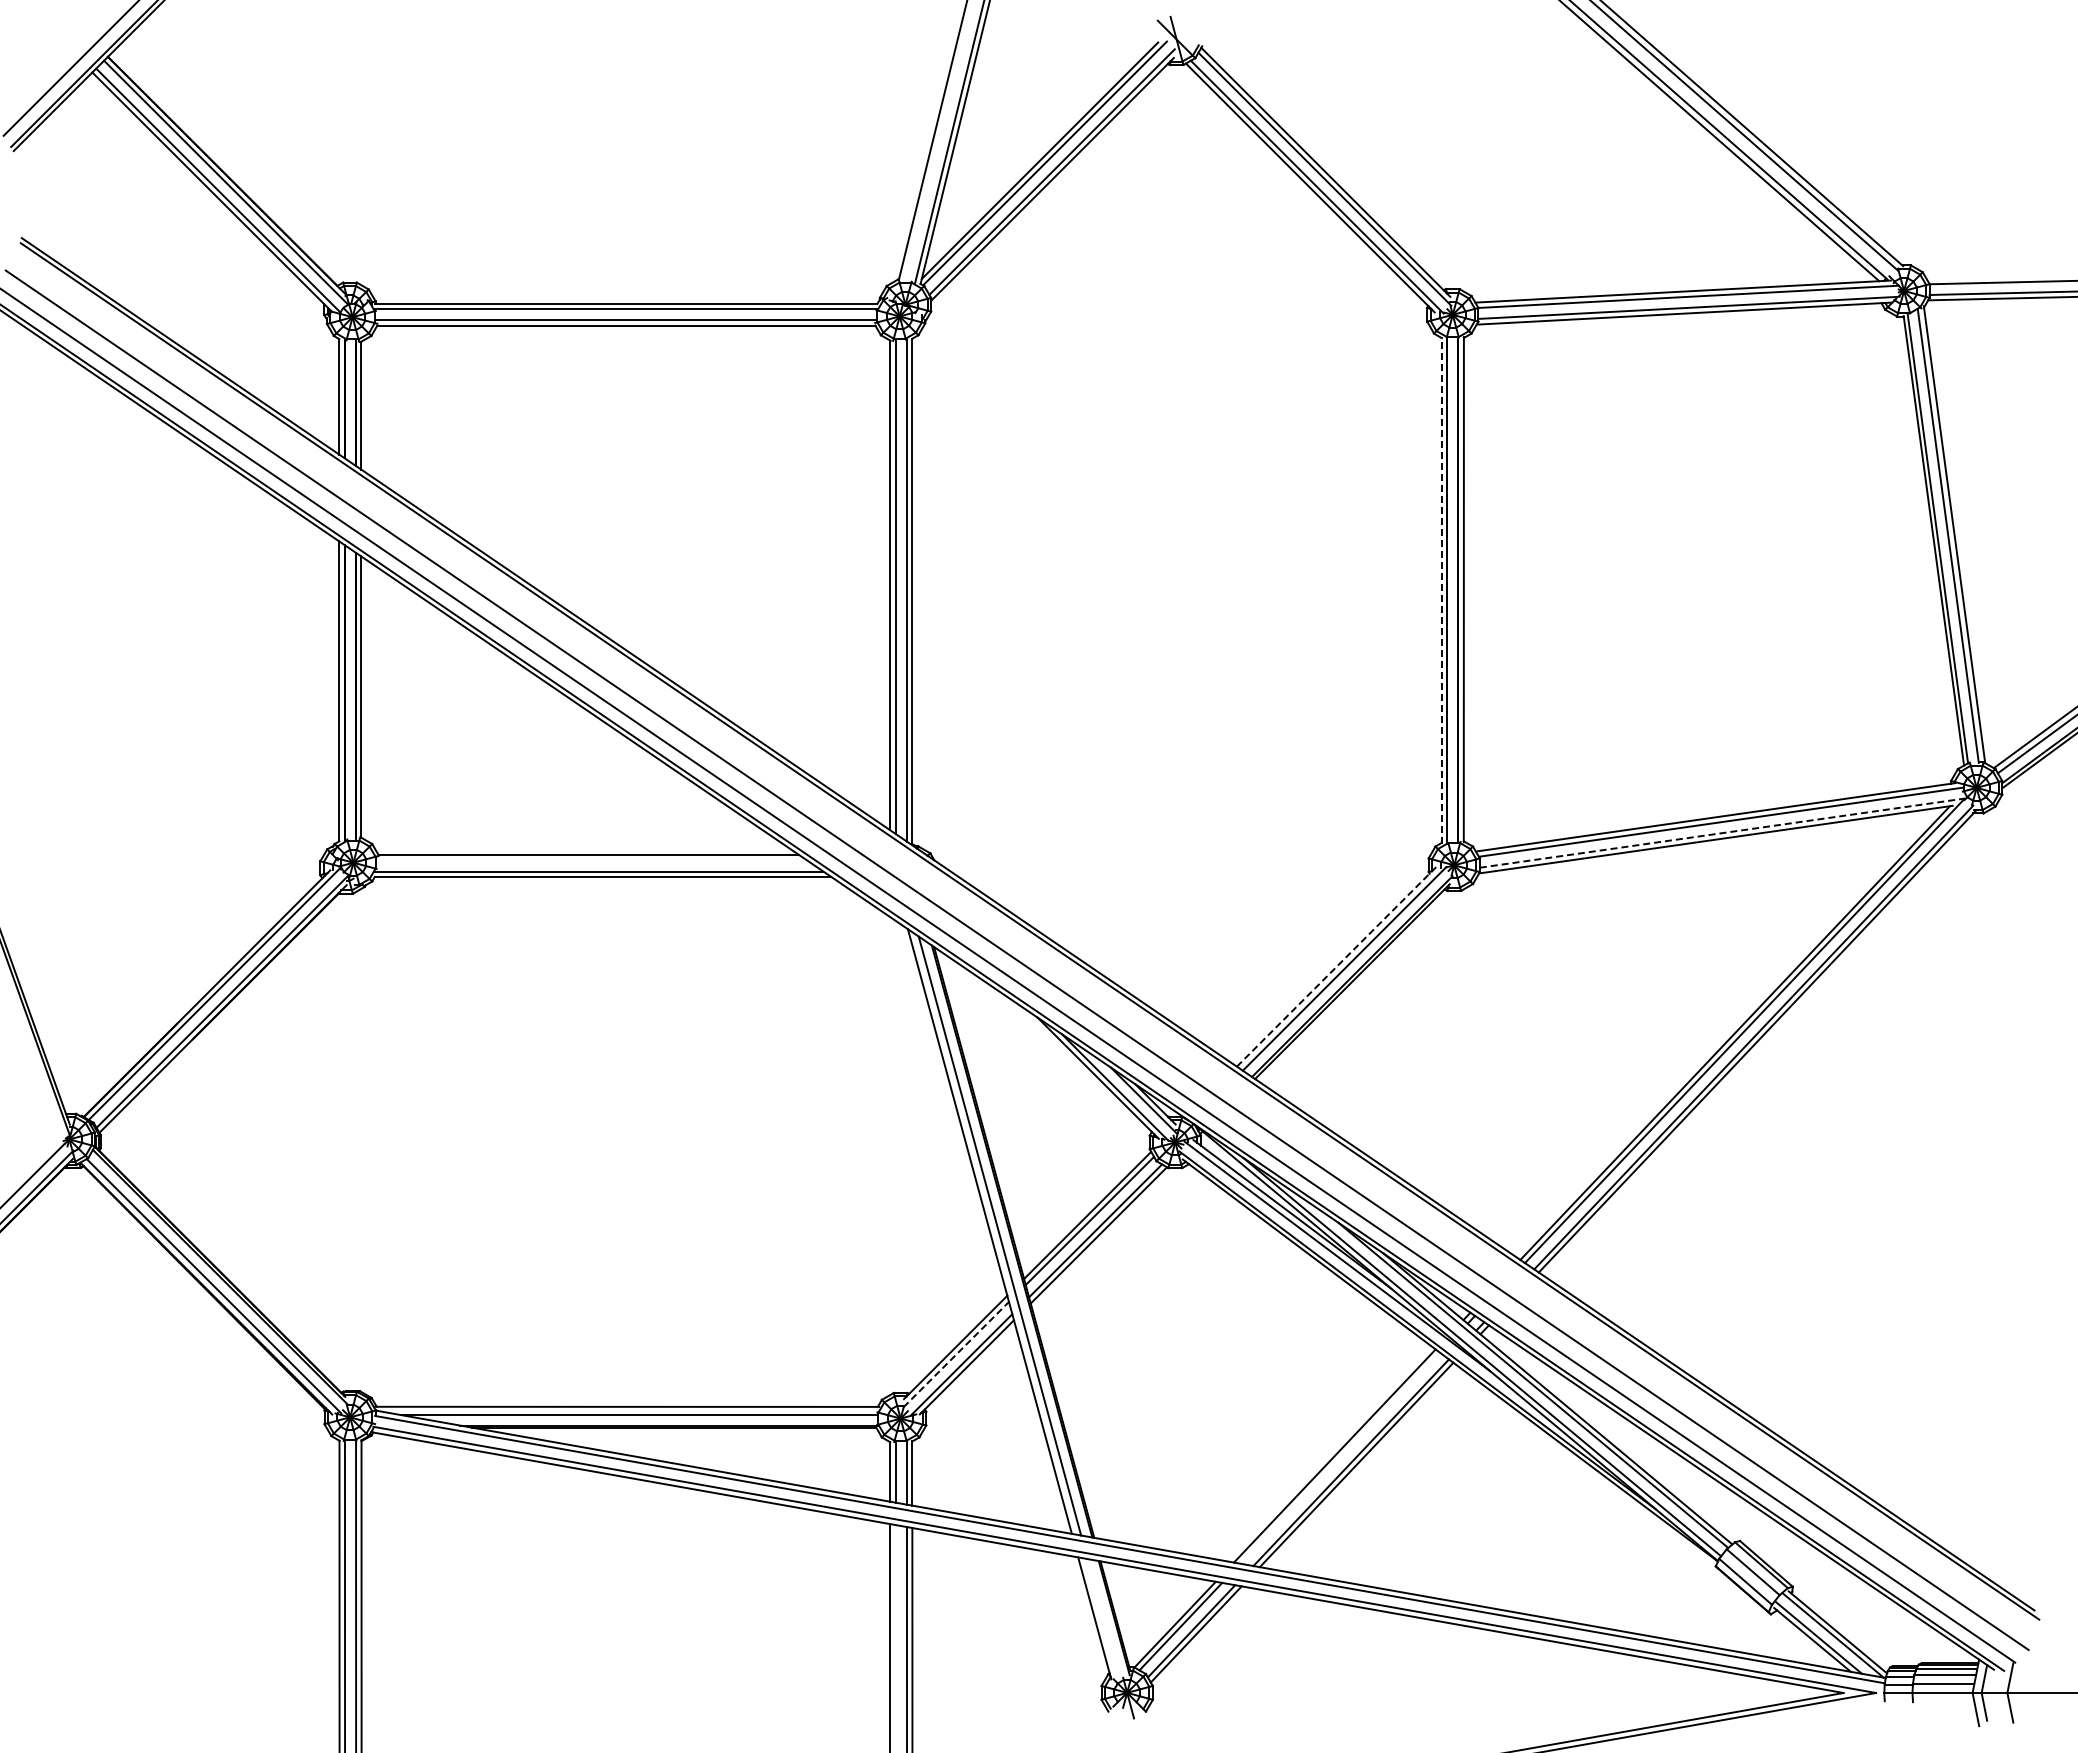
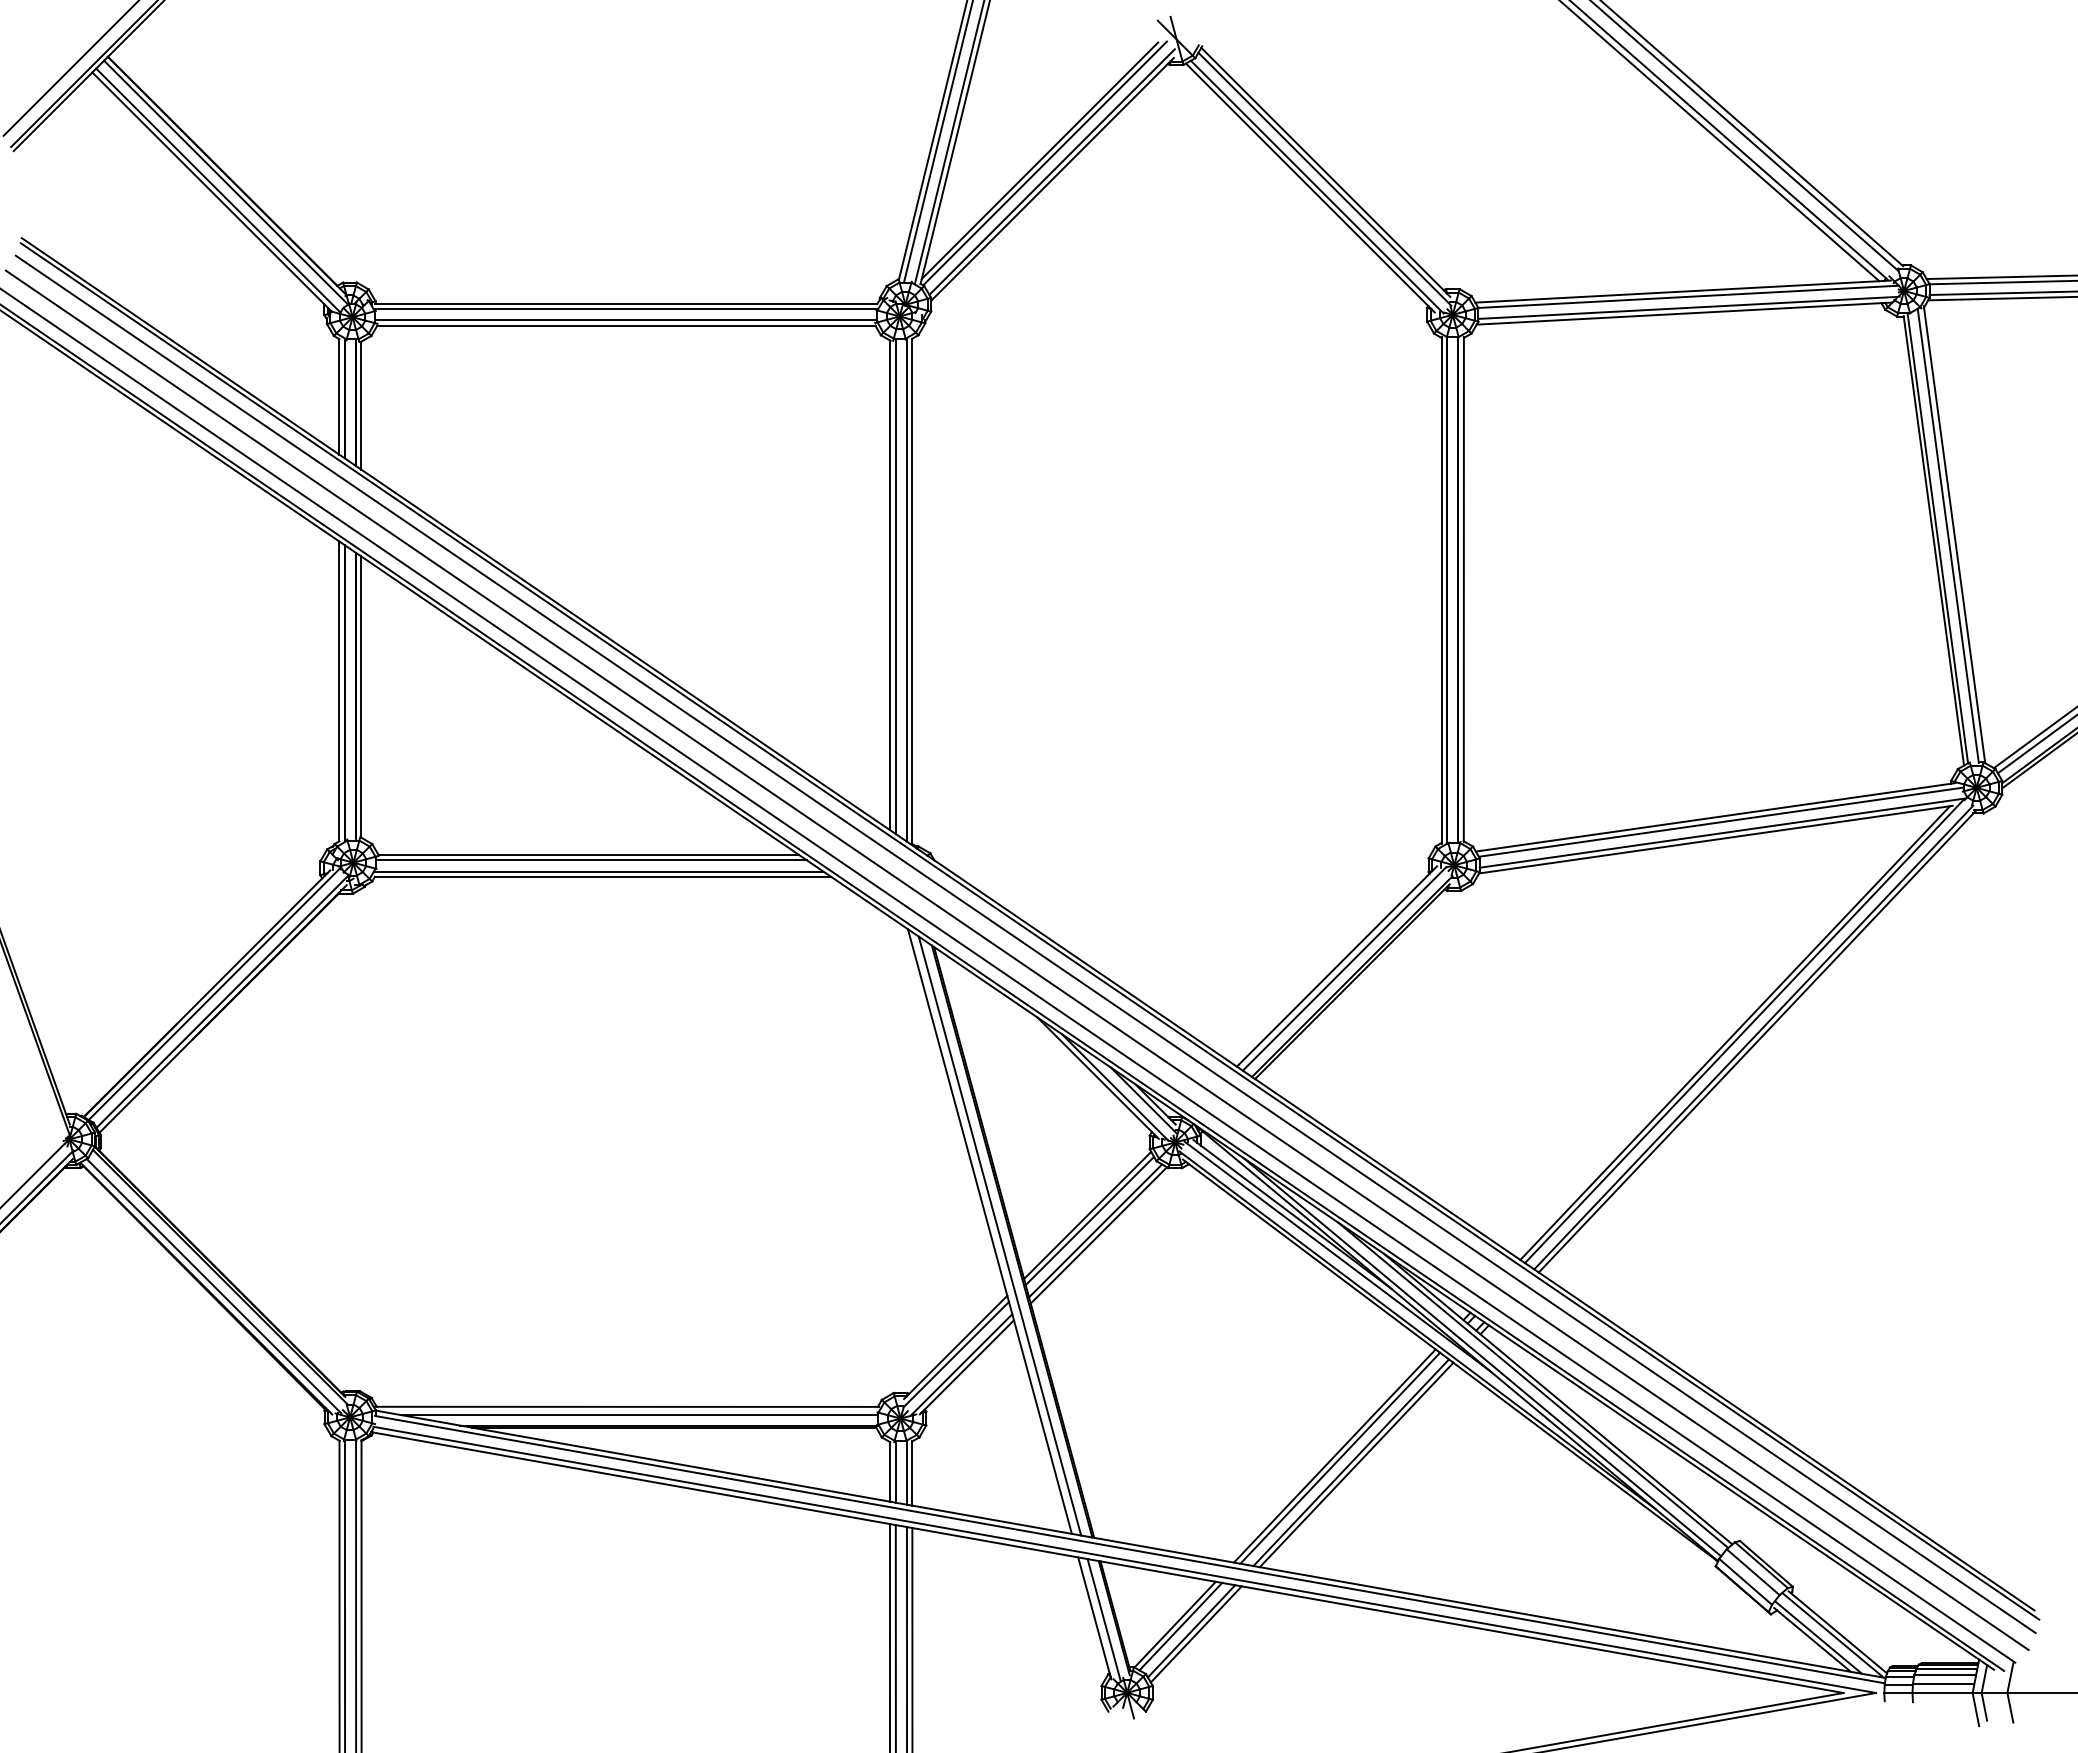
line: none -> present (938, 141)
line: none -> present (2000, 277)
line: dashed -> solid (1441, 589)
line: dashed -> solid (1723, 833)
line: none -> present (591, 860)
line: none -> present (1025, 943)
line: dashed -> solid (1336, 966)
line: dashed -> solid (956, 1354)
line: none -> present (1340, 1457)
line: none -> present (1103, 1619)
line: none -> present (895, 1637)
